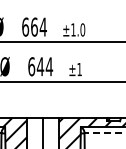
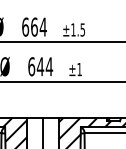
text: ±1.0 -> ±1.5 (82, 29)
line: dashed -> solid (105, 133)
